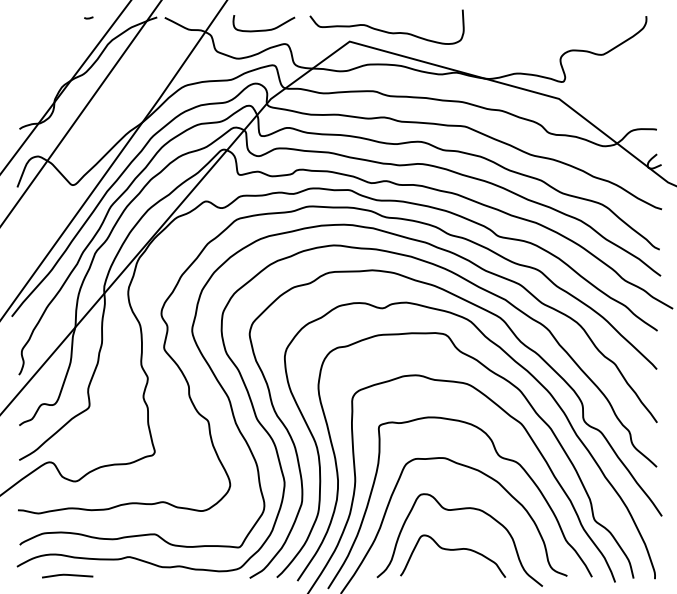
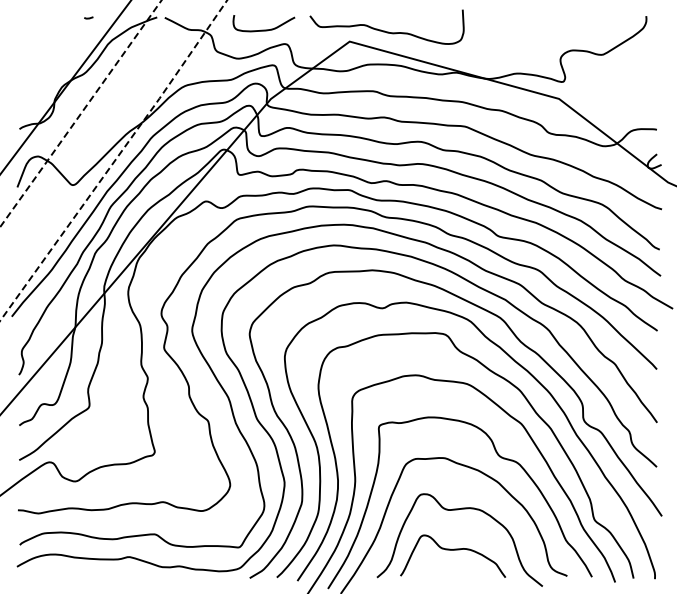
line: solid -> dashed (80, 114)
line: solid -> dashed (114, 161)
line: present -> none (67, 575)
